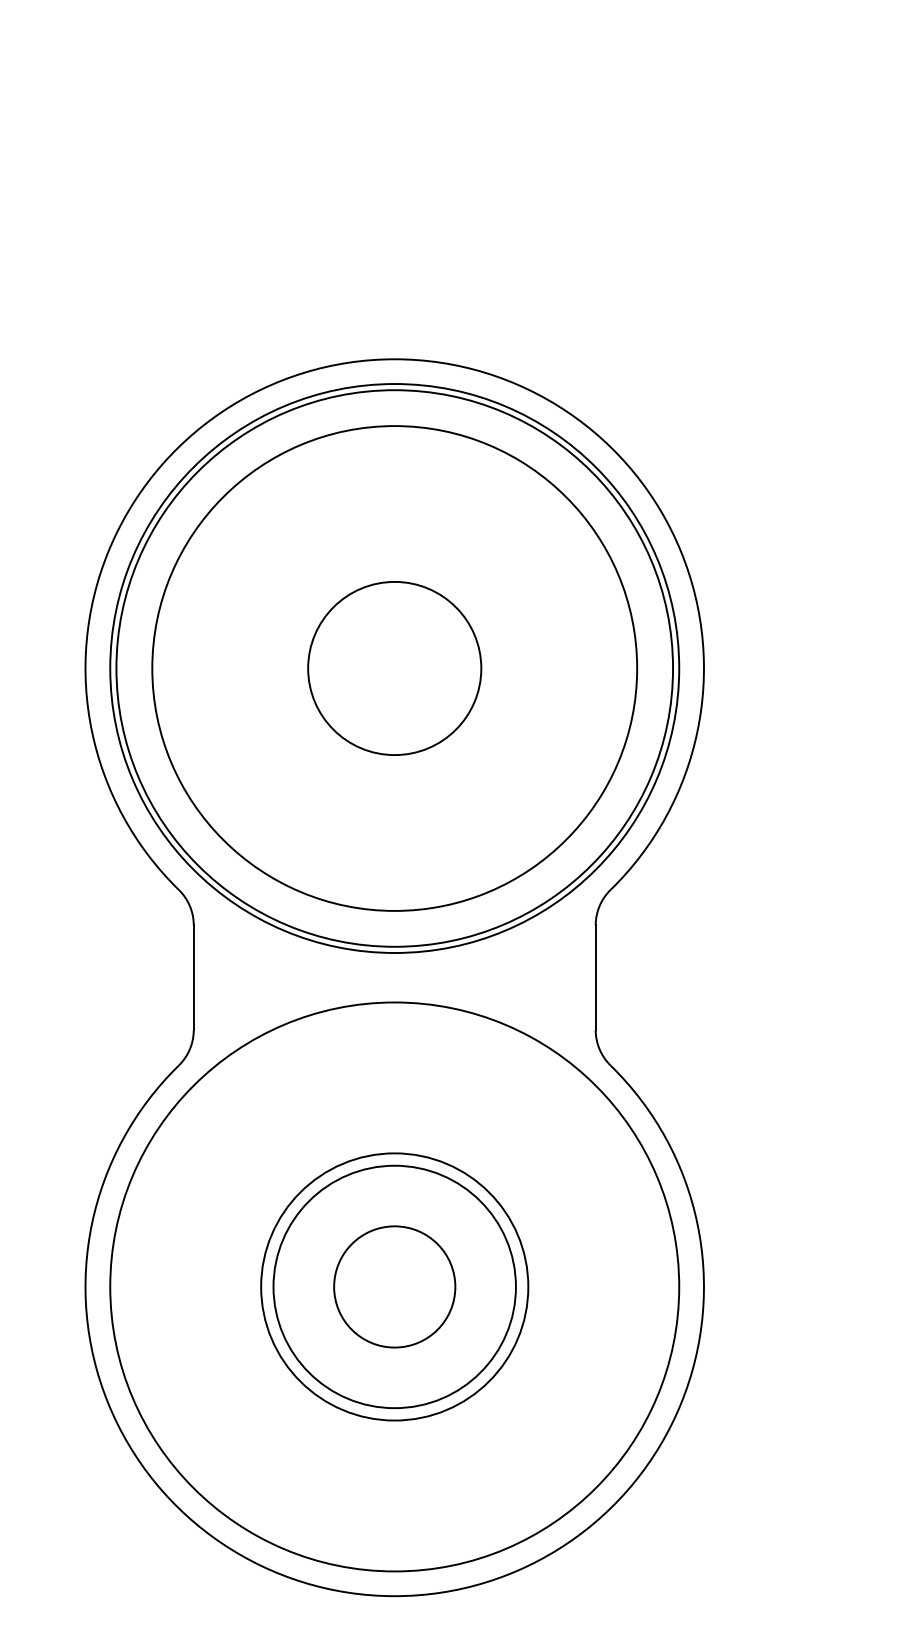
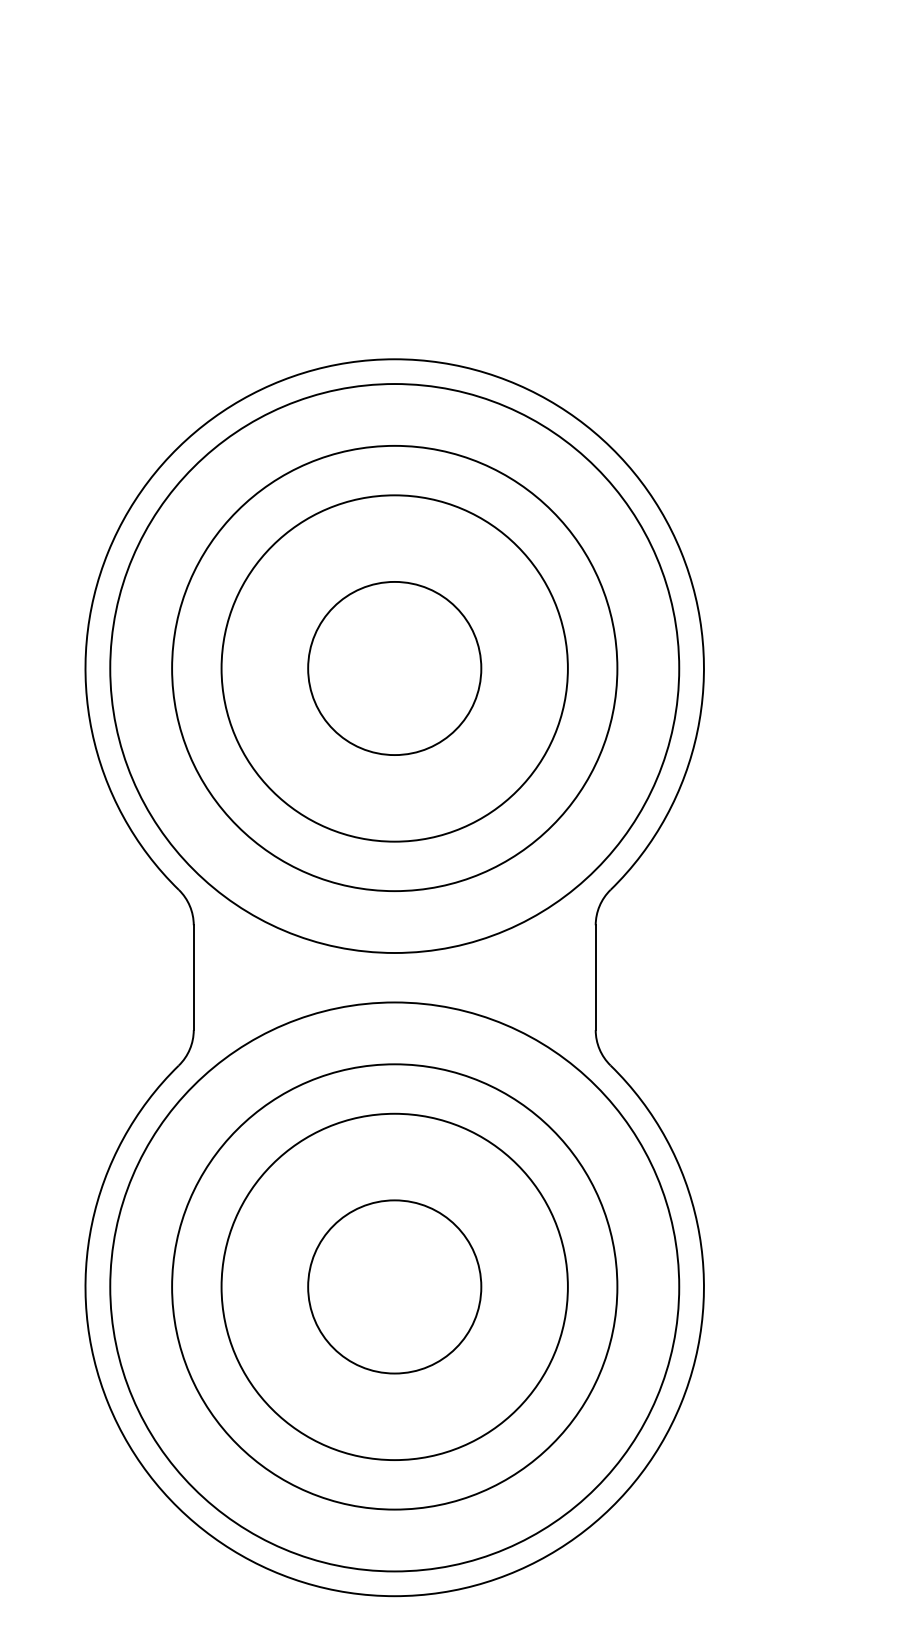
circle diameter: 485 px -> 346 px (394, 668)
circle diameter: 557 px -> 445 px (394, 668)
circle diameter: 121 px -> 173 px (394, 1286)
circle diameter: 242 px -> 346 px (394, 1286)
circle diameter: 267 px -> 445 px (394, 1286)
